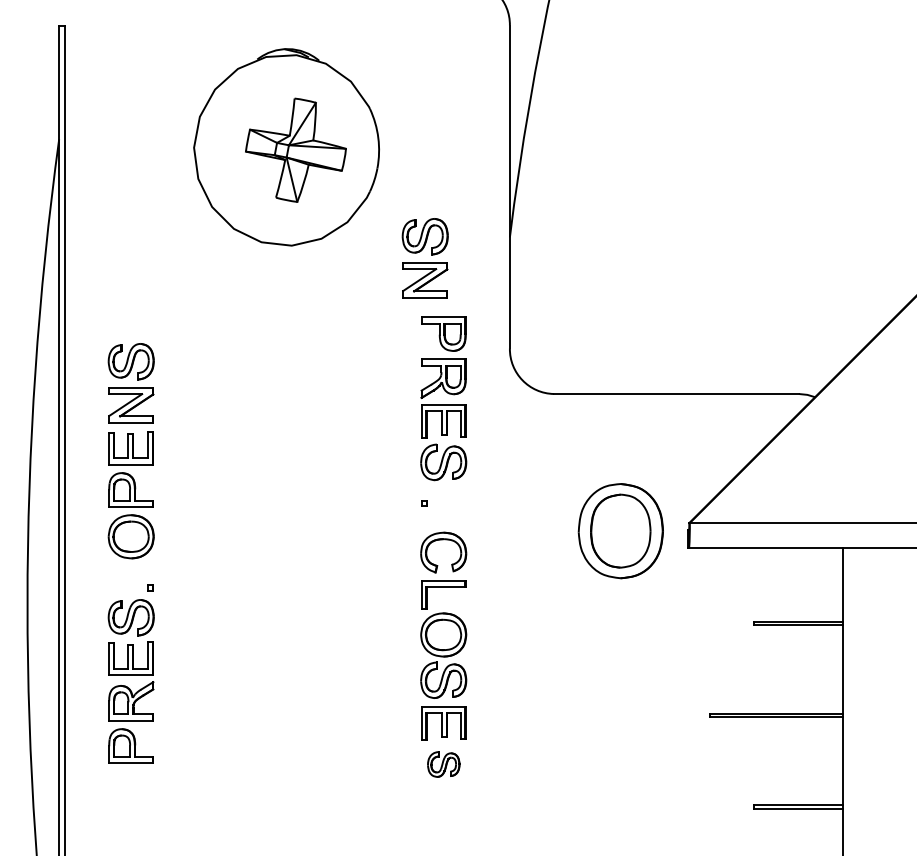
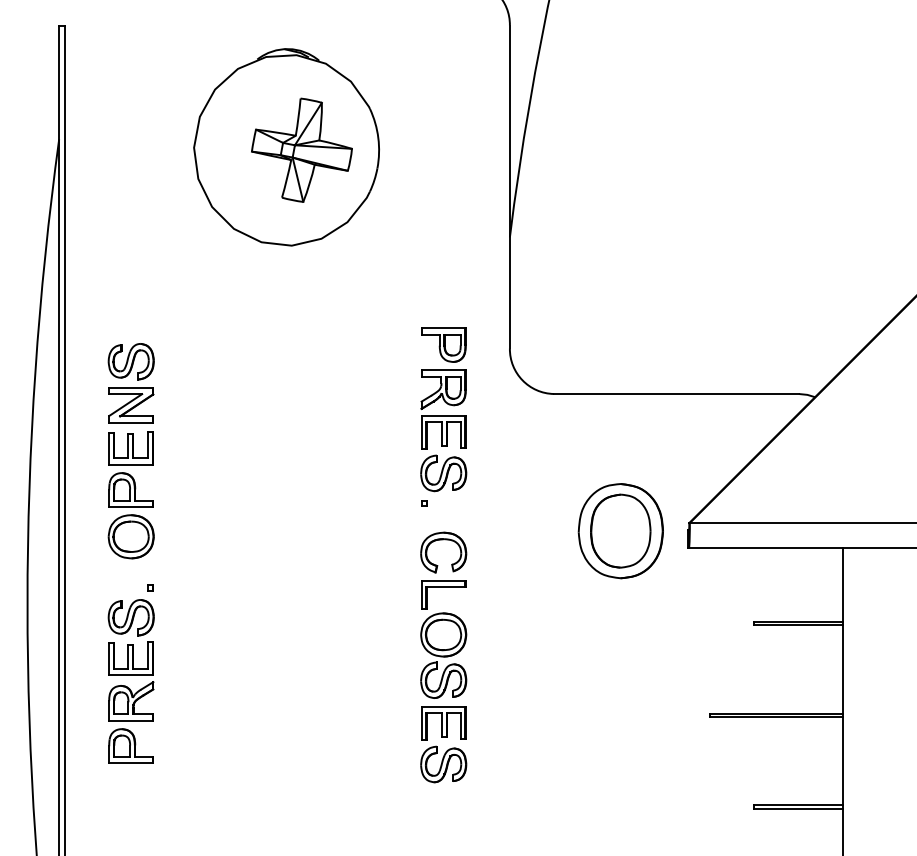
part position: (295, 149) -> (301, 149) (301, 149)
part: present -> none (424, 258)
part position: (443, 398) -> (443, 409) (443, 409)
part size: 34x27 px -> 48x39 px (443, 764)
